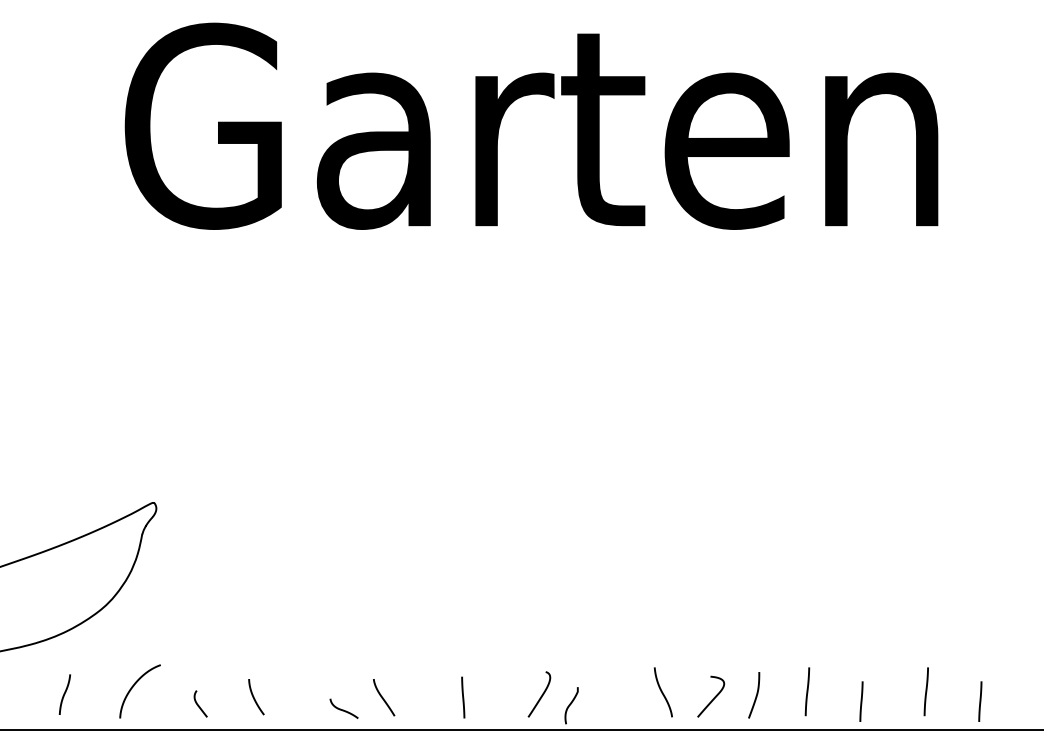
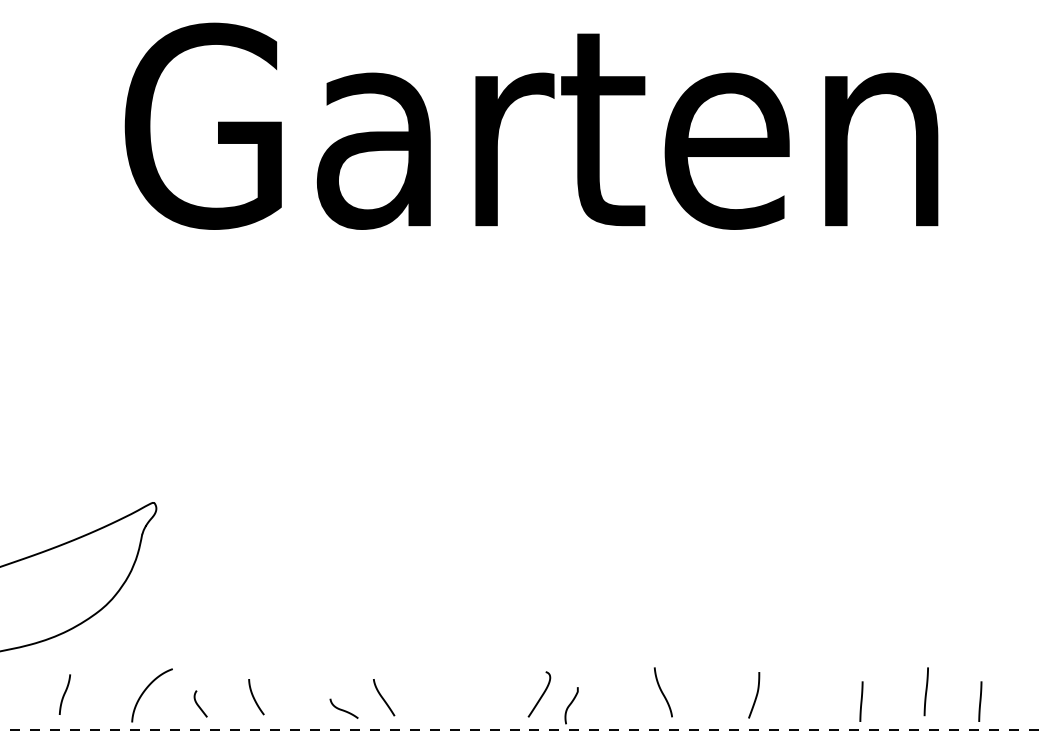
curve position: (134, 686) -> (146, 690) (146, 690)
line: present -> none (807, 691)
line: present -> none (463, 697)
curve: present -> none (713, 697)
line: solid -> dashed (522, 730)
